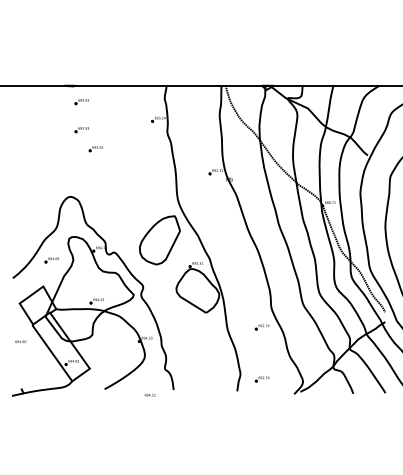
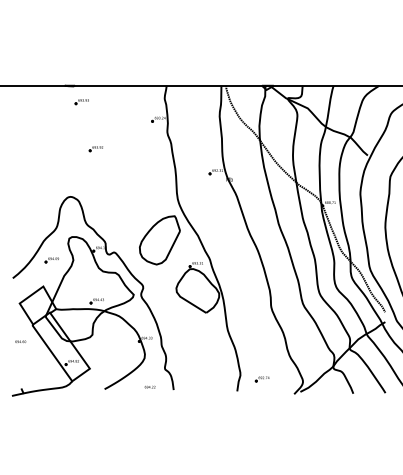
part: present -> none (81, 130)
part: present -> none (261, 327)
text position: (149, 394) -> (149, 386) (149, 386)
